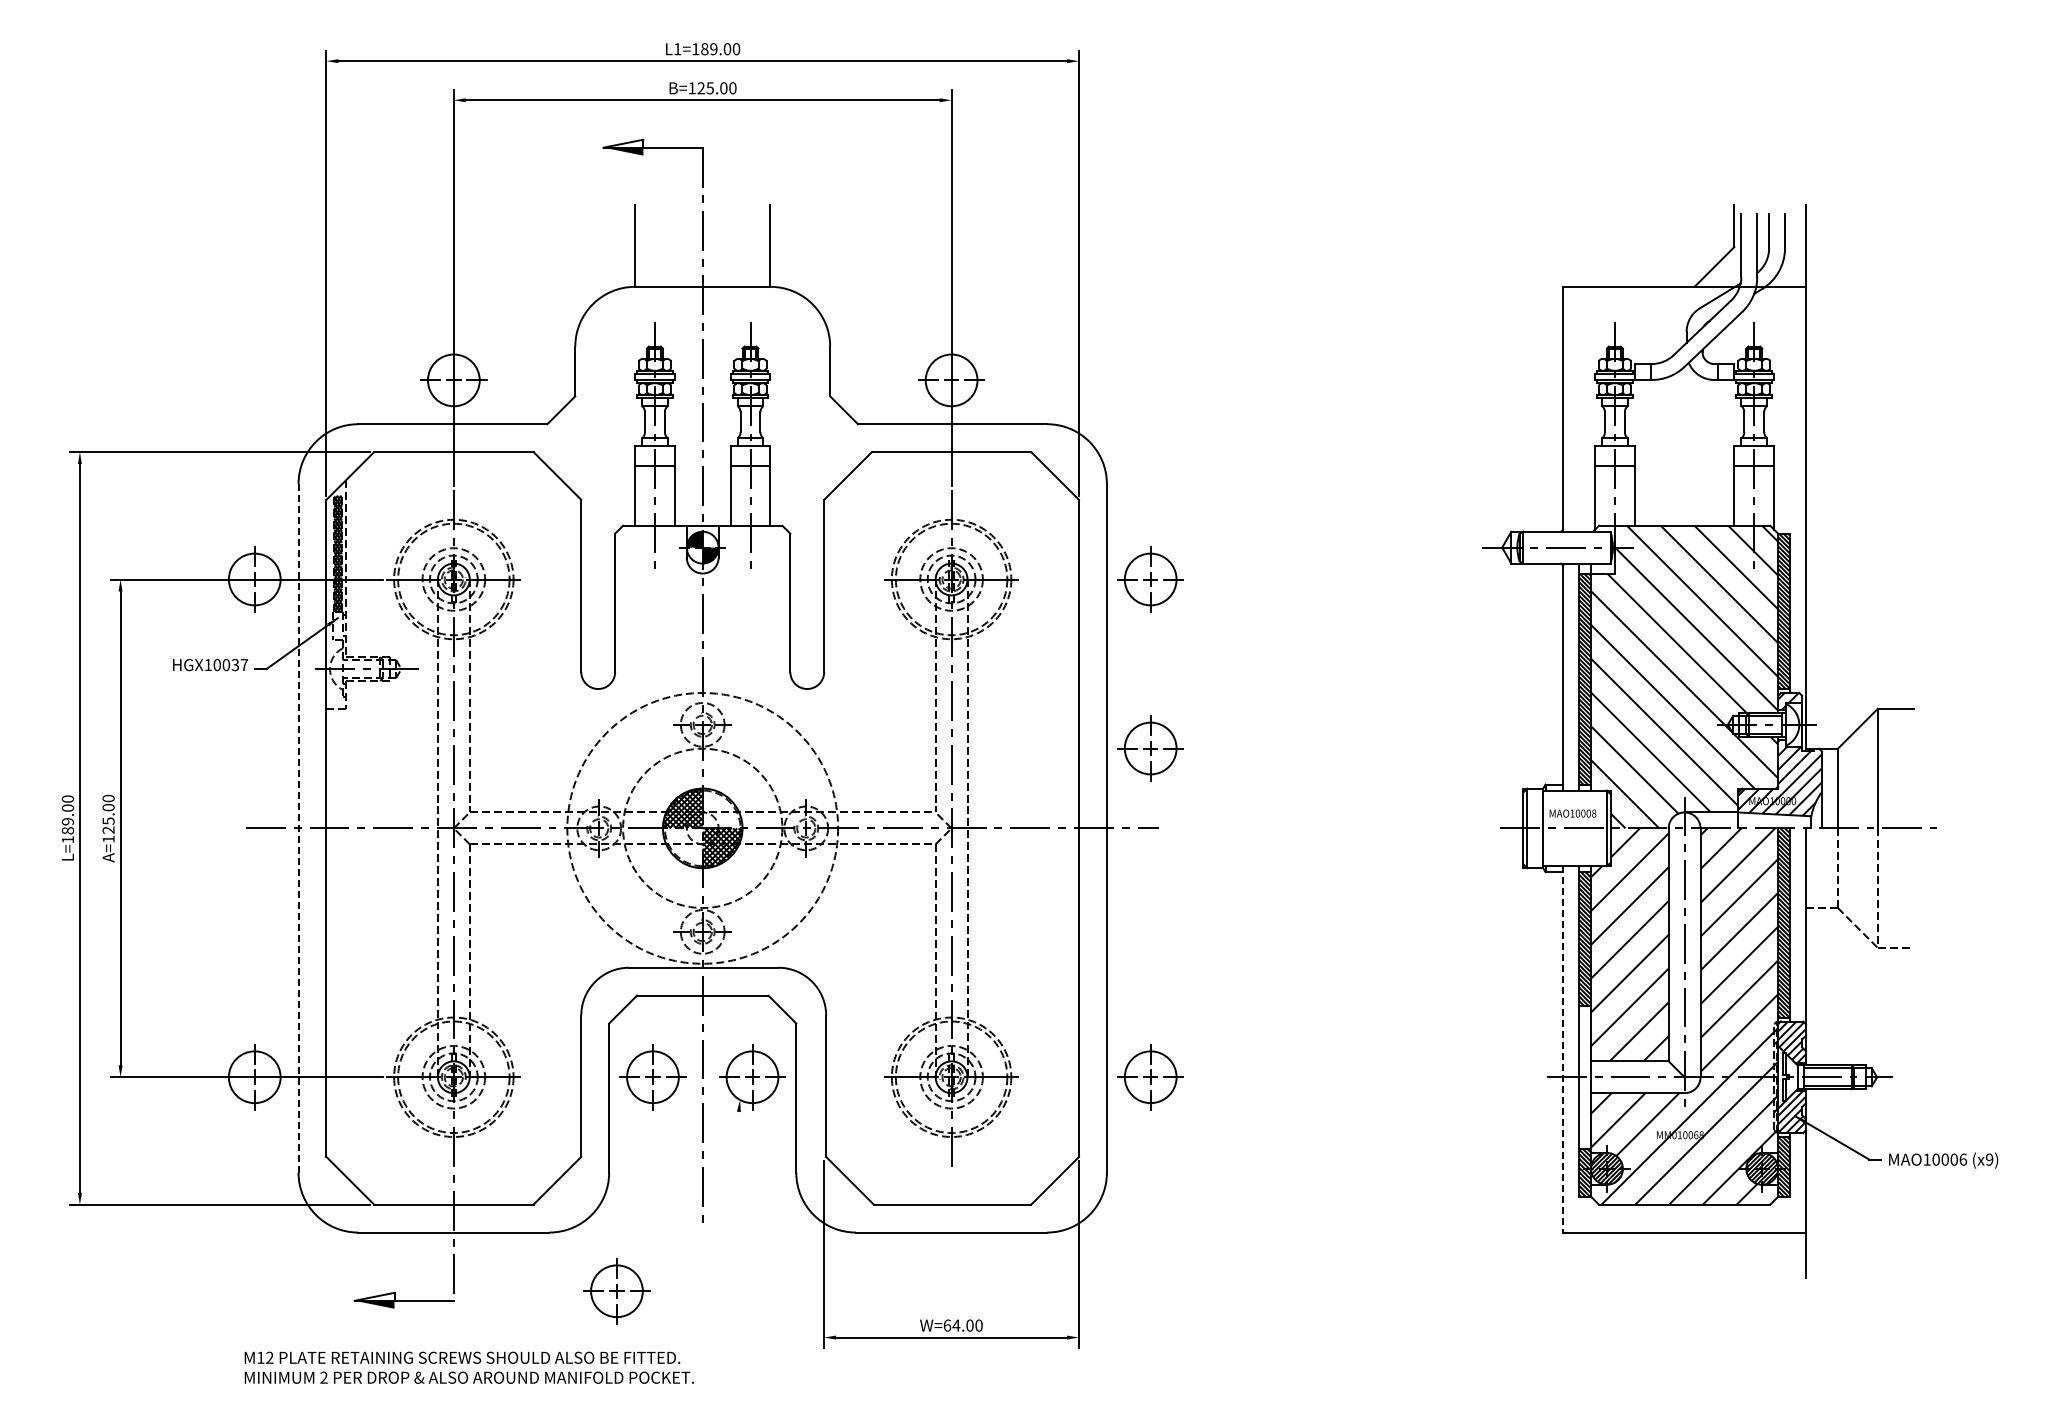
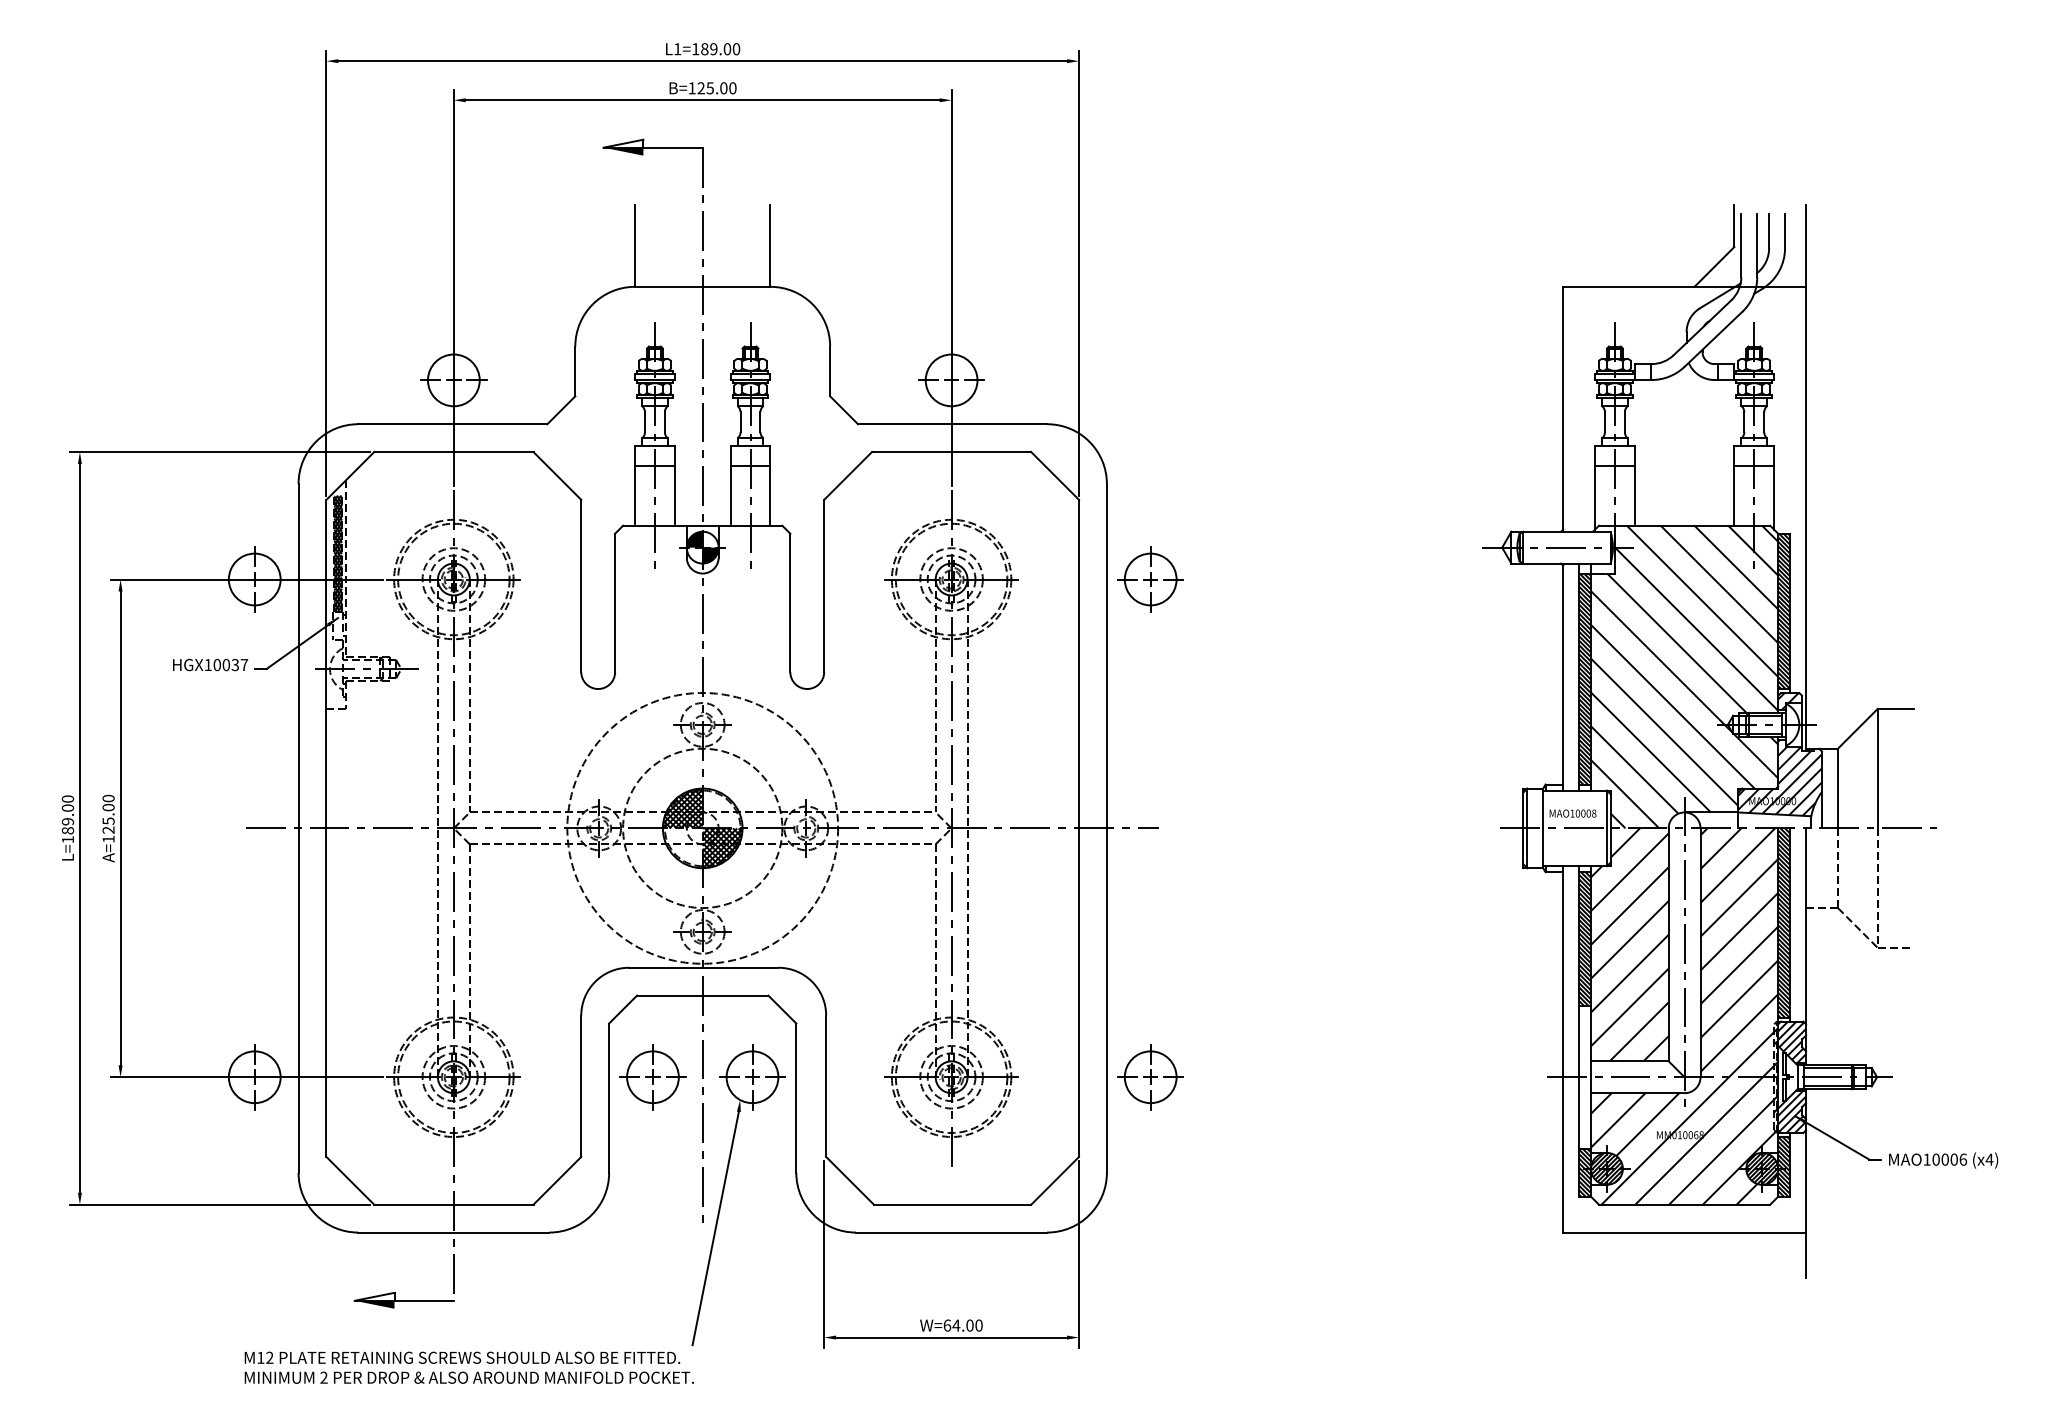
part: present -> none (1150, 748)
line: dashed -> solid (298, 828)
line: dashed -> solid (1563, 1049)
text: (x9) -> (x4) (1989, 1159)
line: none -> present (715, 1228)
part: present -> none (616, 1291)
